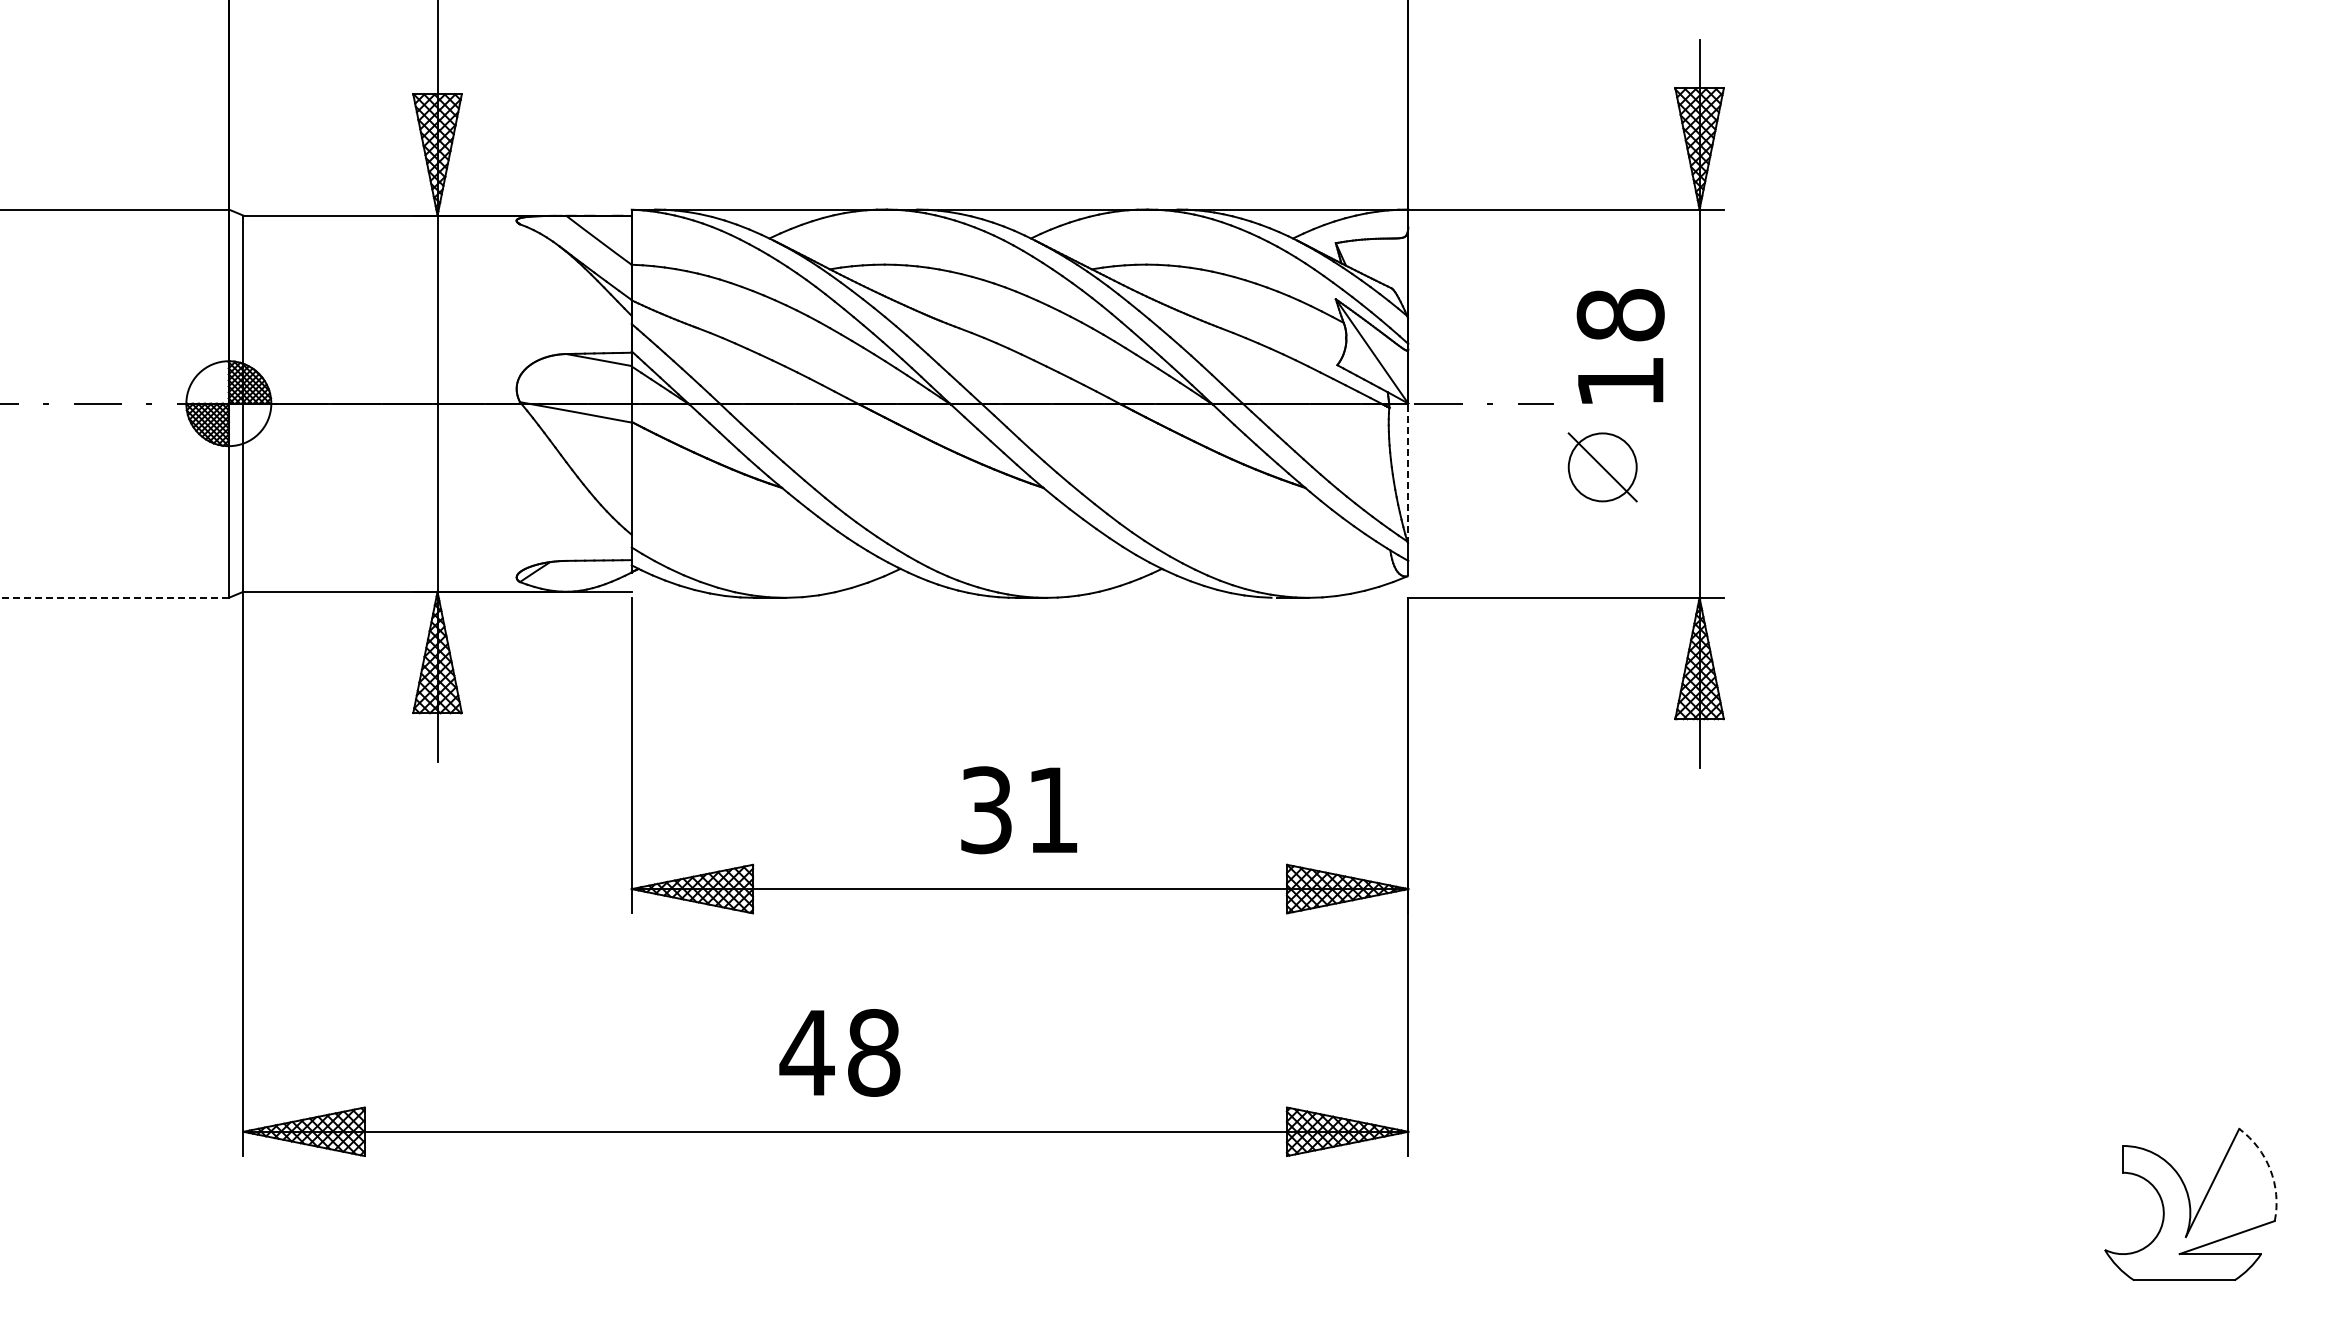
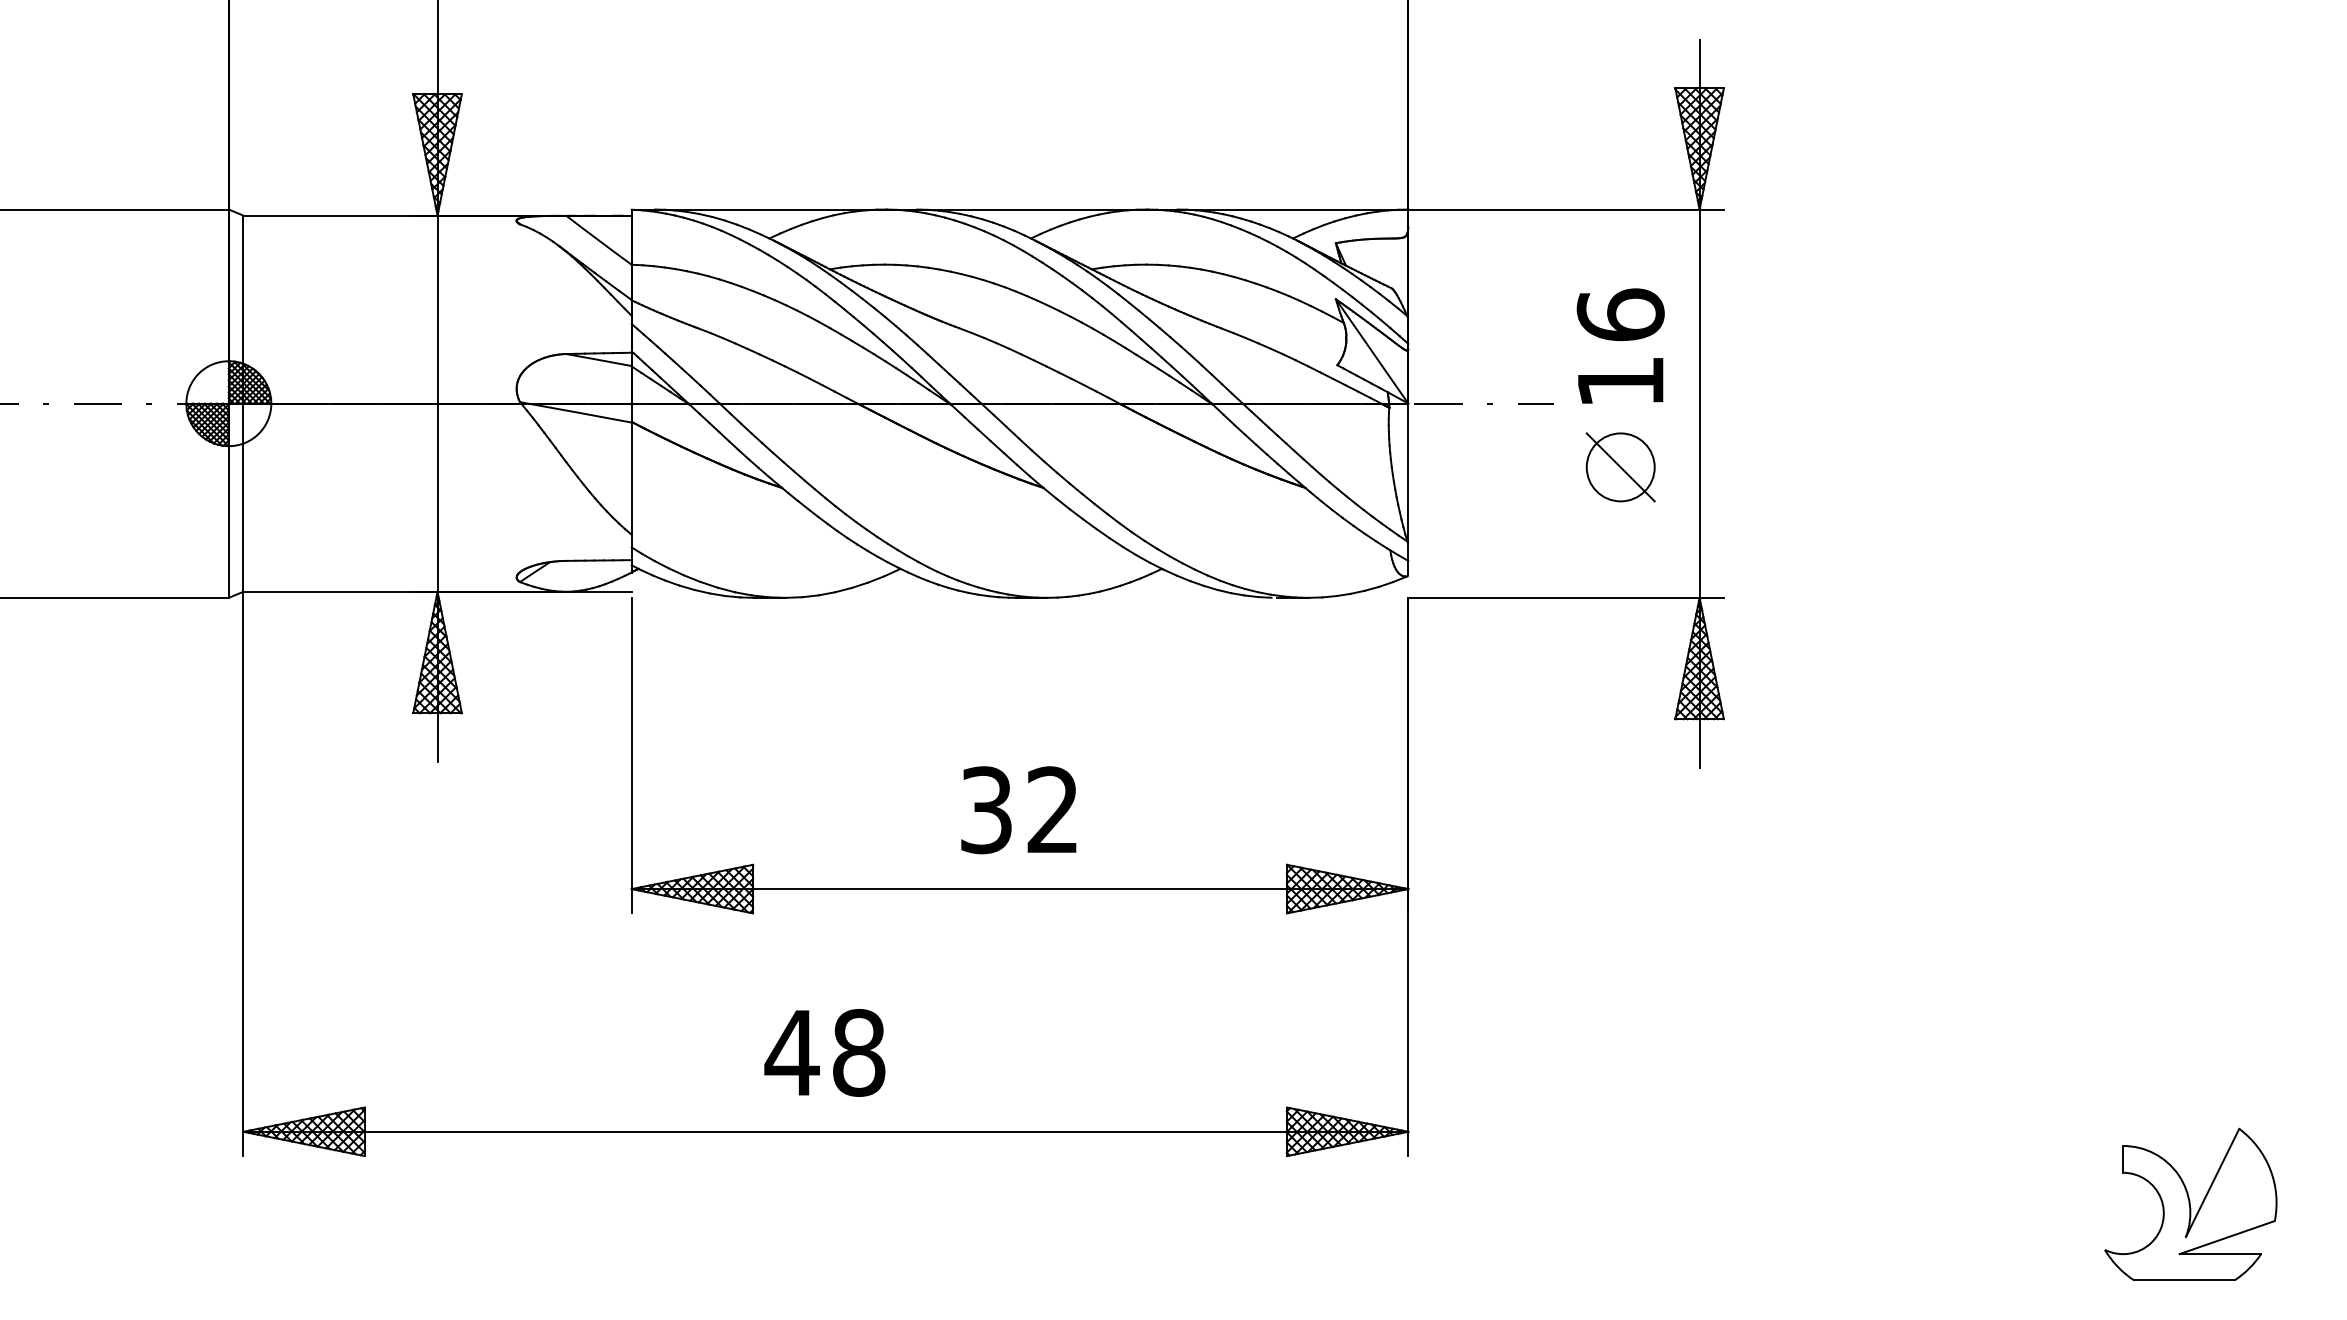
text: 18 -> 16 (1620, 314)
part position: (1602, 467) -> (1620, 467) (1620, 467)
line: dashed -> solid (1408, 473)
line: dashed -> solid (114, 597)
text: 31 -> 32 (1052, 809)
text position: (839, 1052) -> (824, 1052) (824, 1052)
arc: dashed -> solid (2270, 1169)
